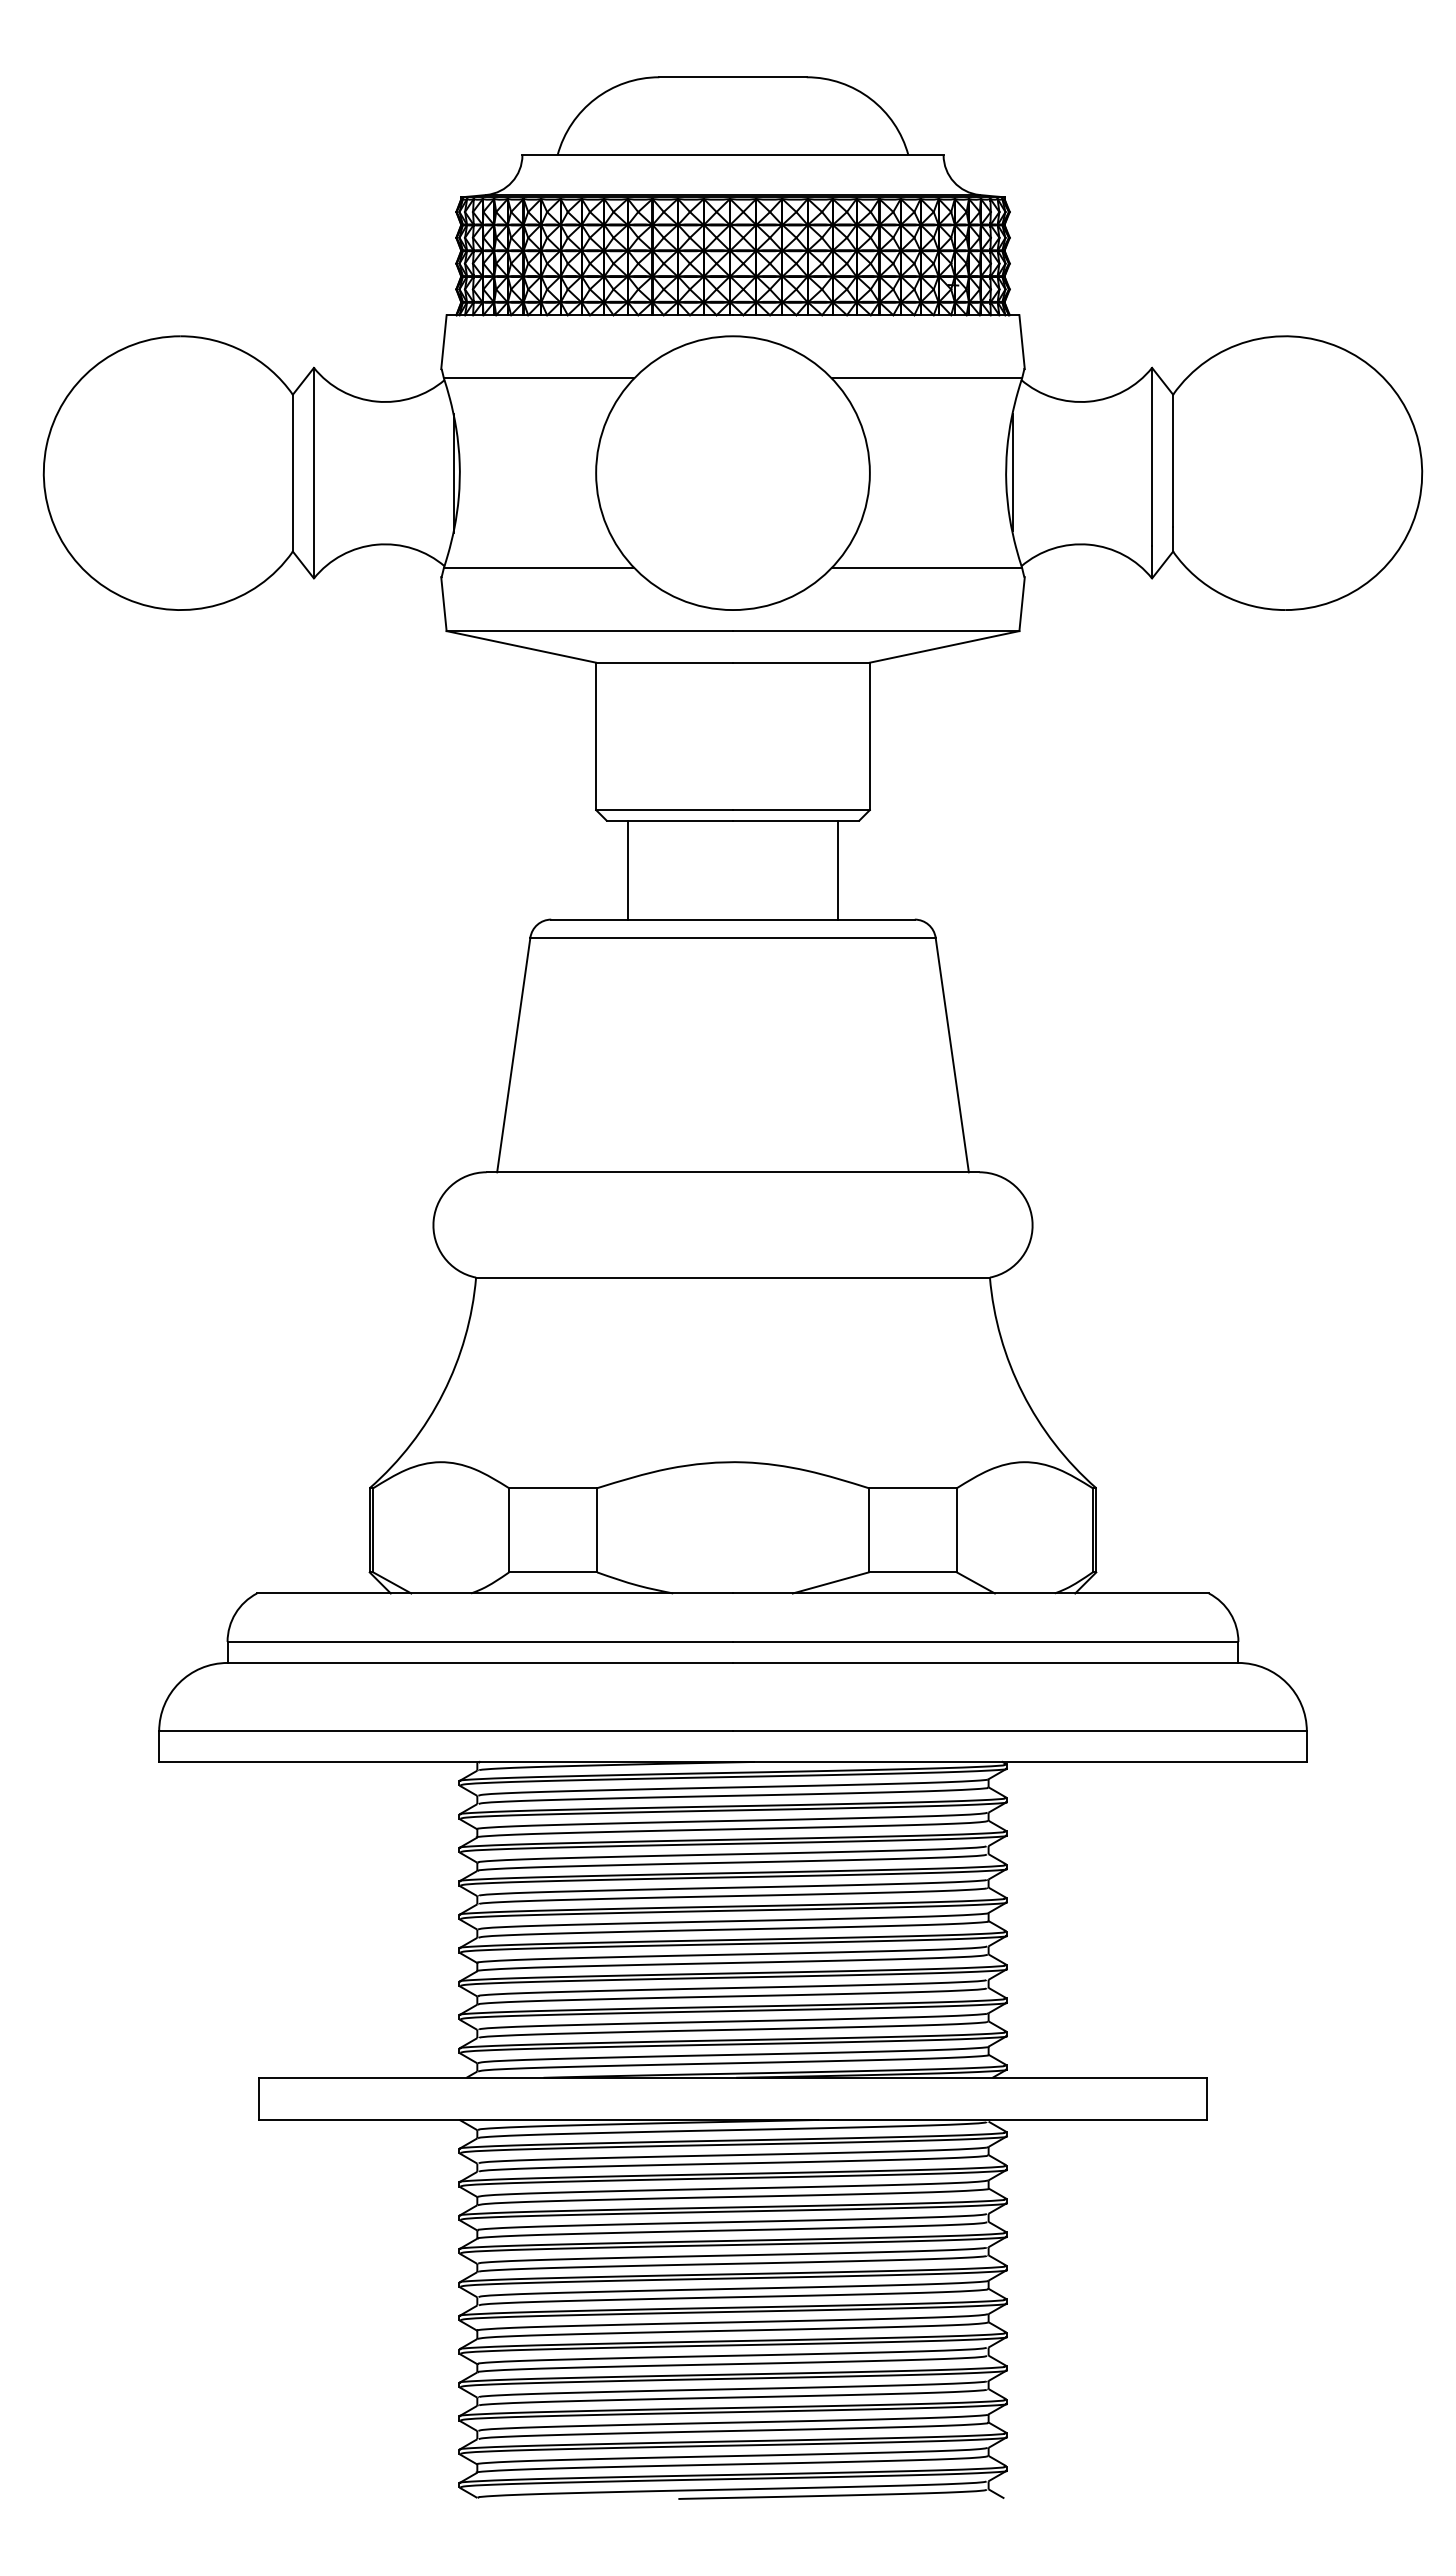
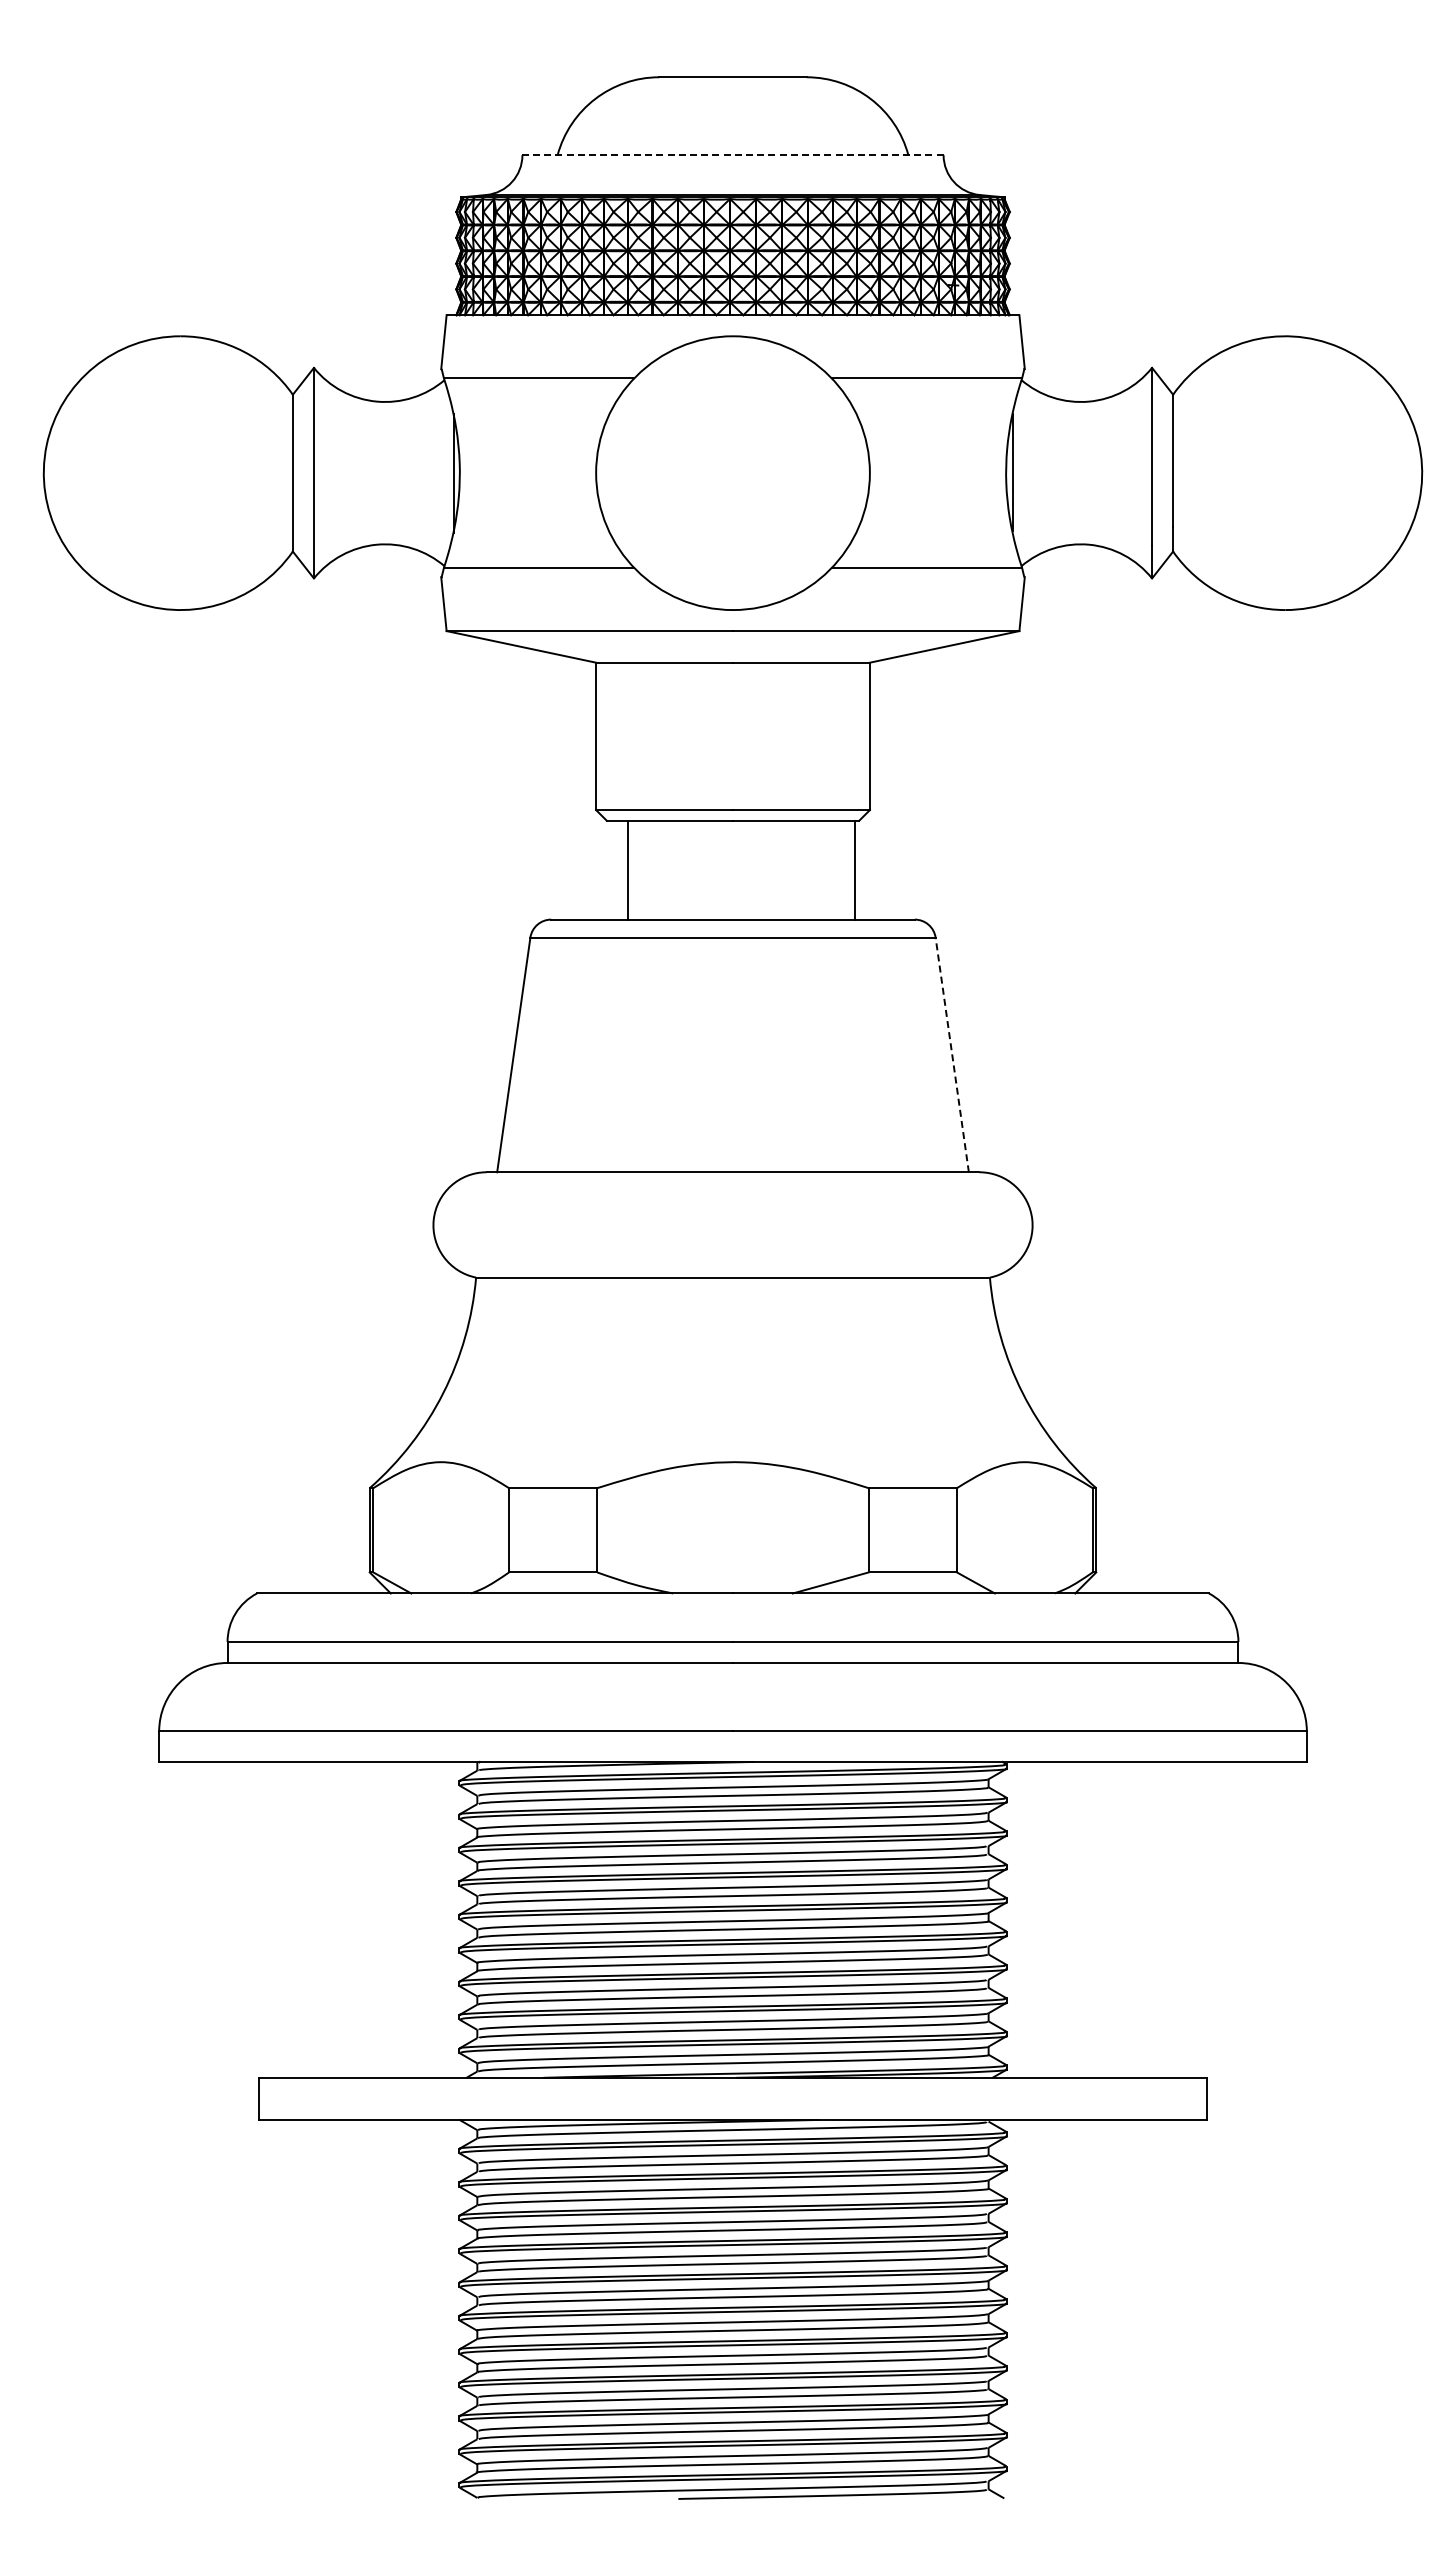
line: solid -> dashed (733, 155)
line position: (838, 869) -> (855, 869) (855, 869)
line: solid -> dashed (952, 1054)
